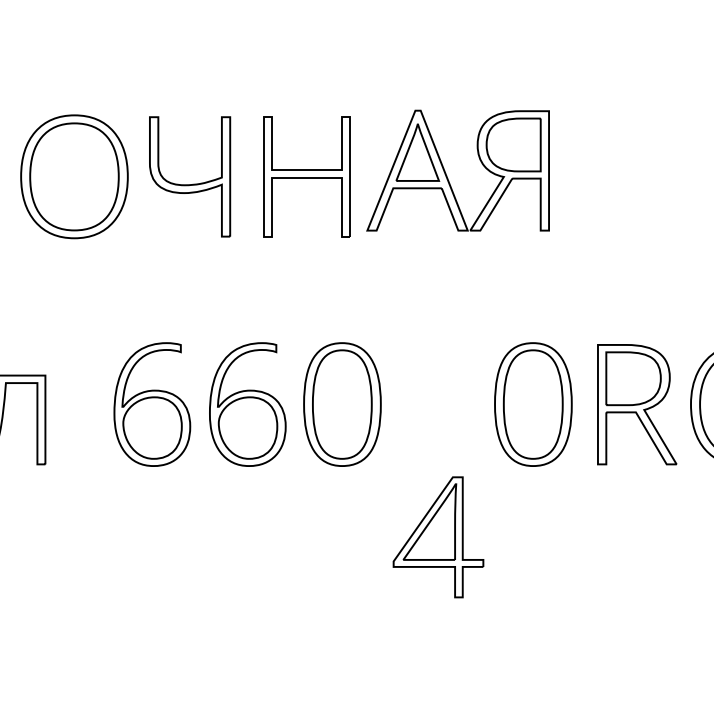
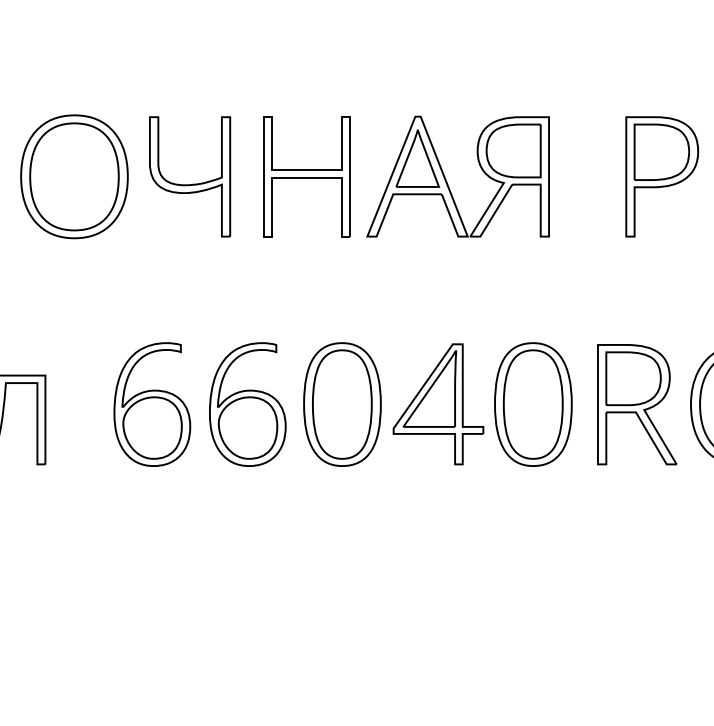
part position: (447, 175) -> (447, 181) (447, 181)
part: none -> present (662, 176)
part position: (438, 537) -> (438, 404) (438, 404)
